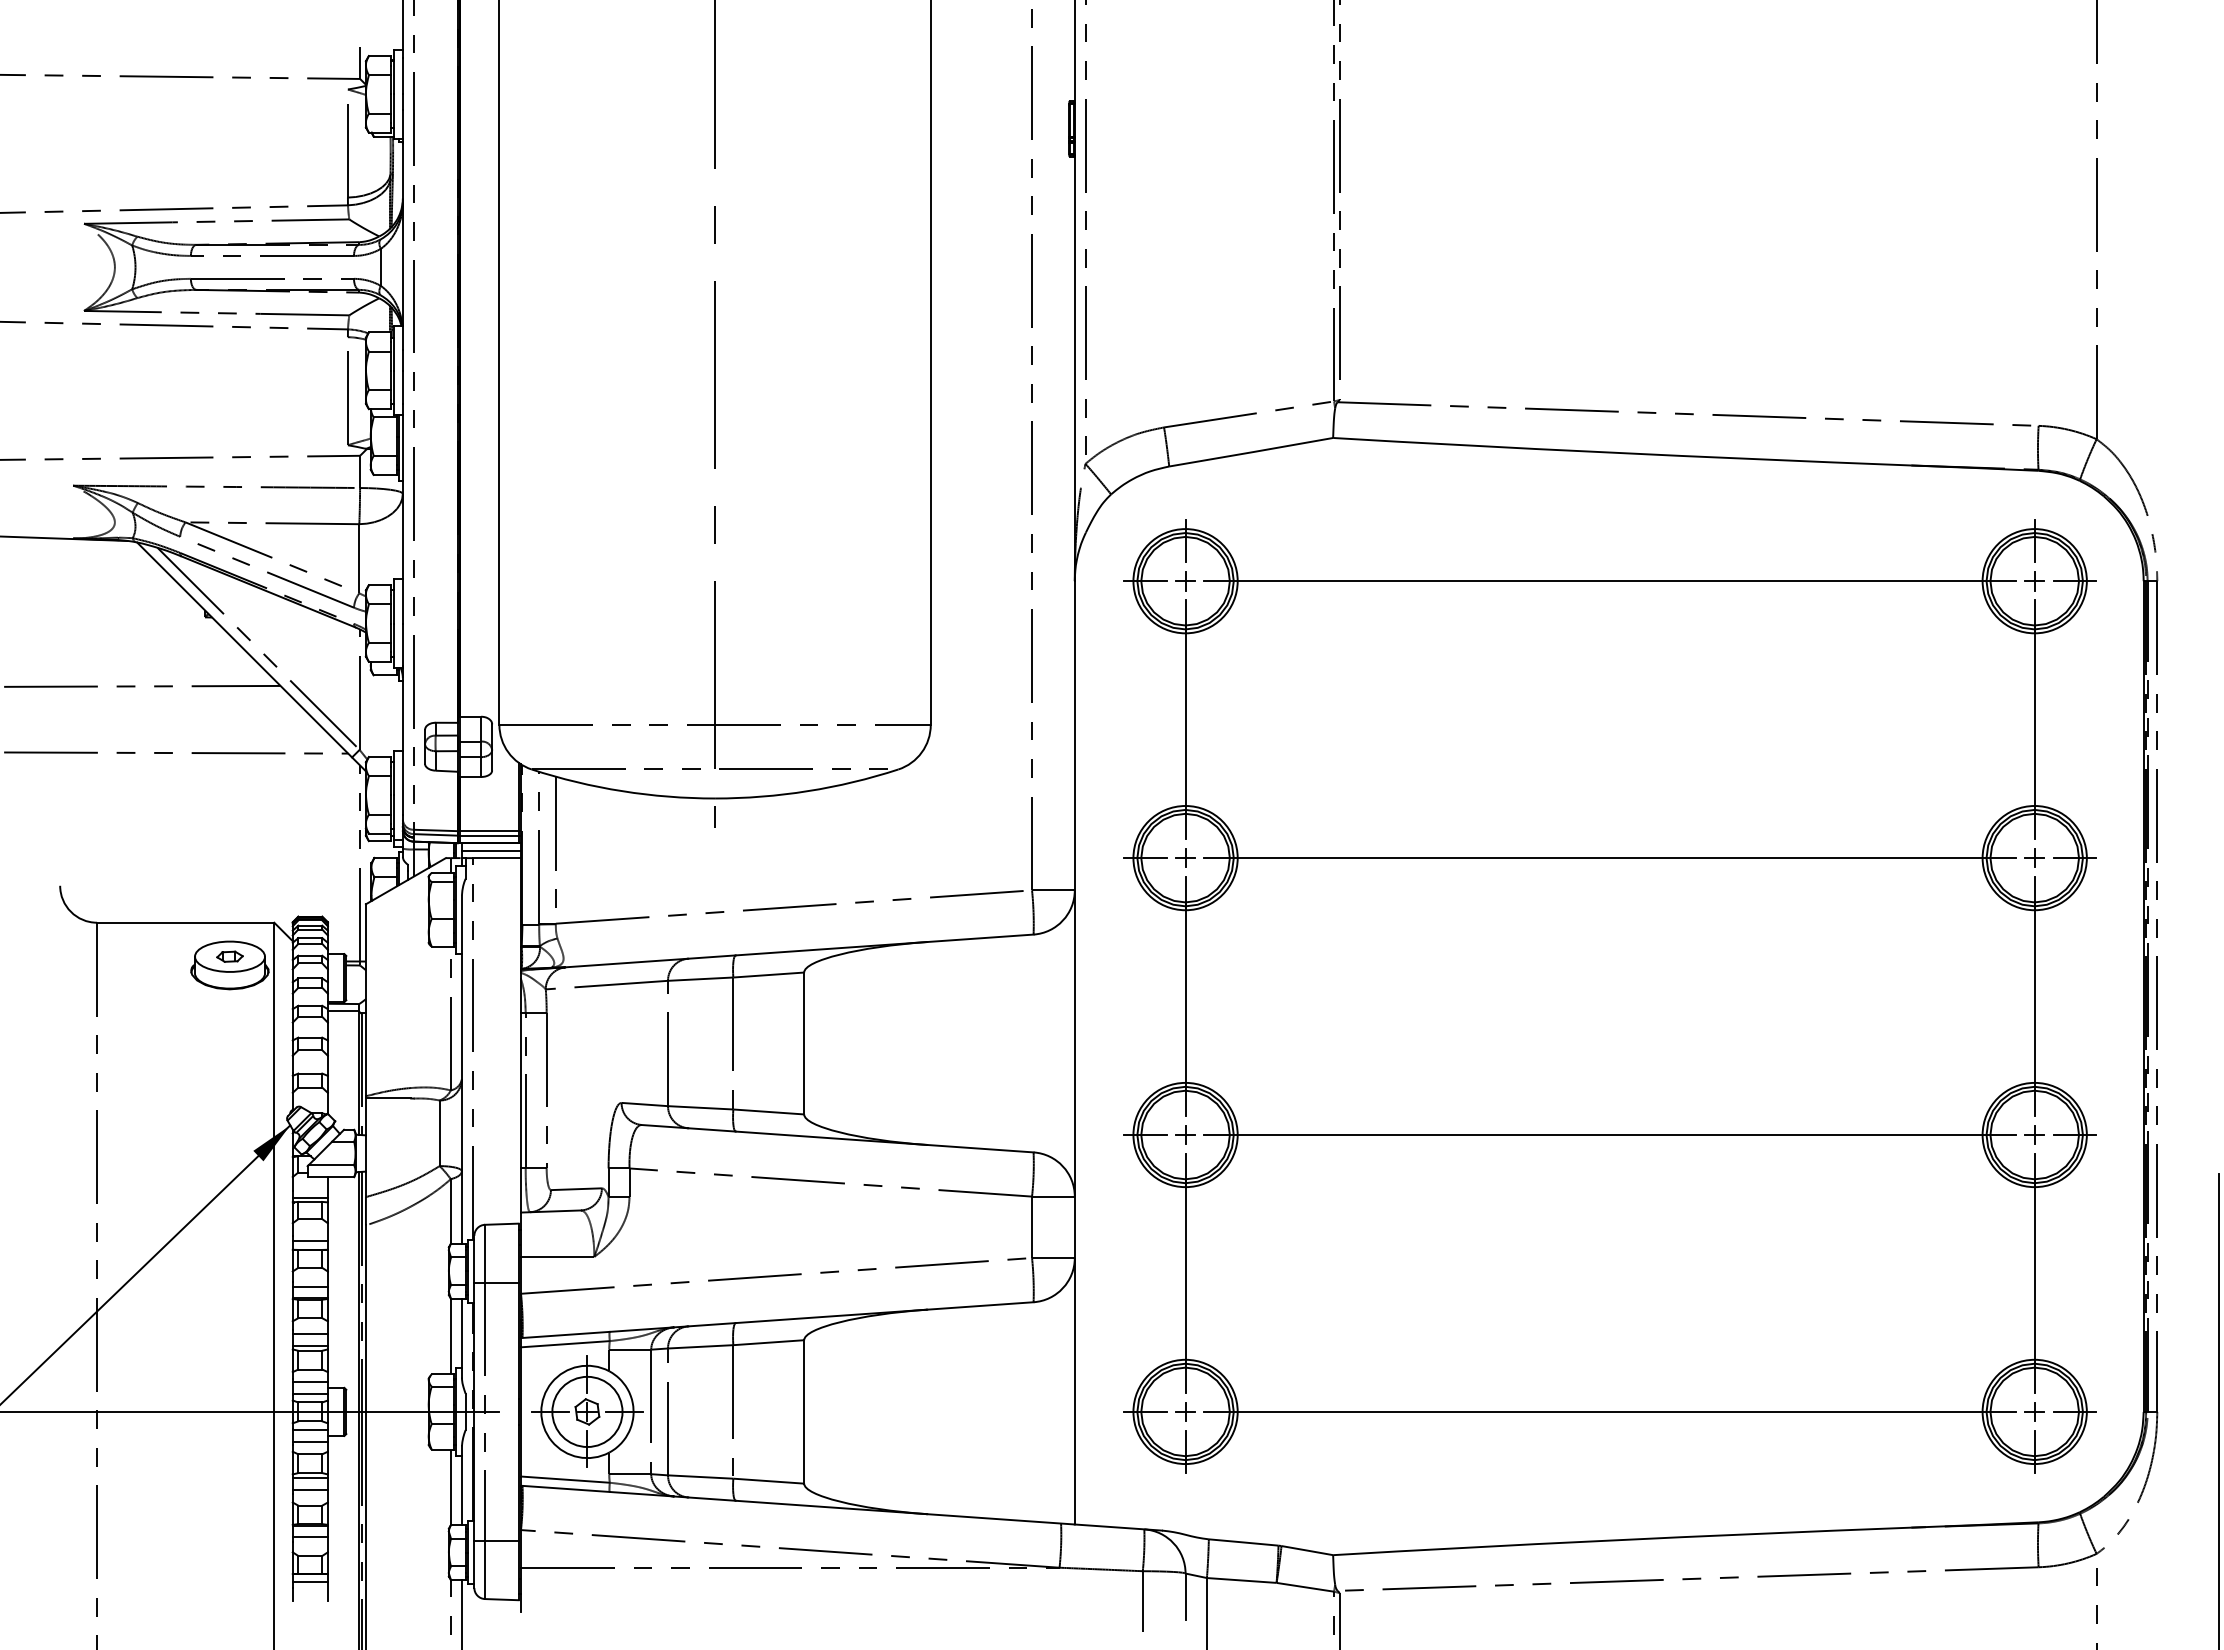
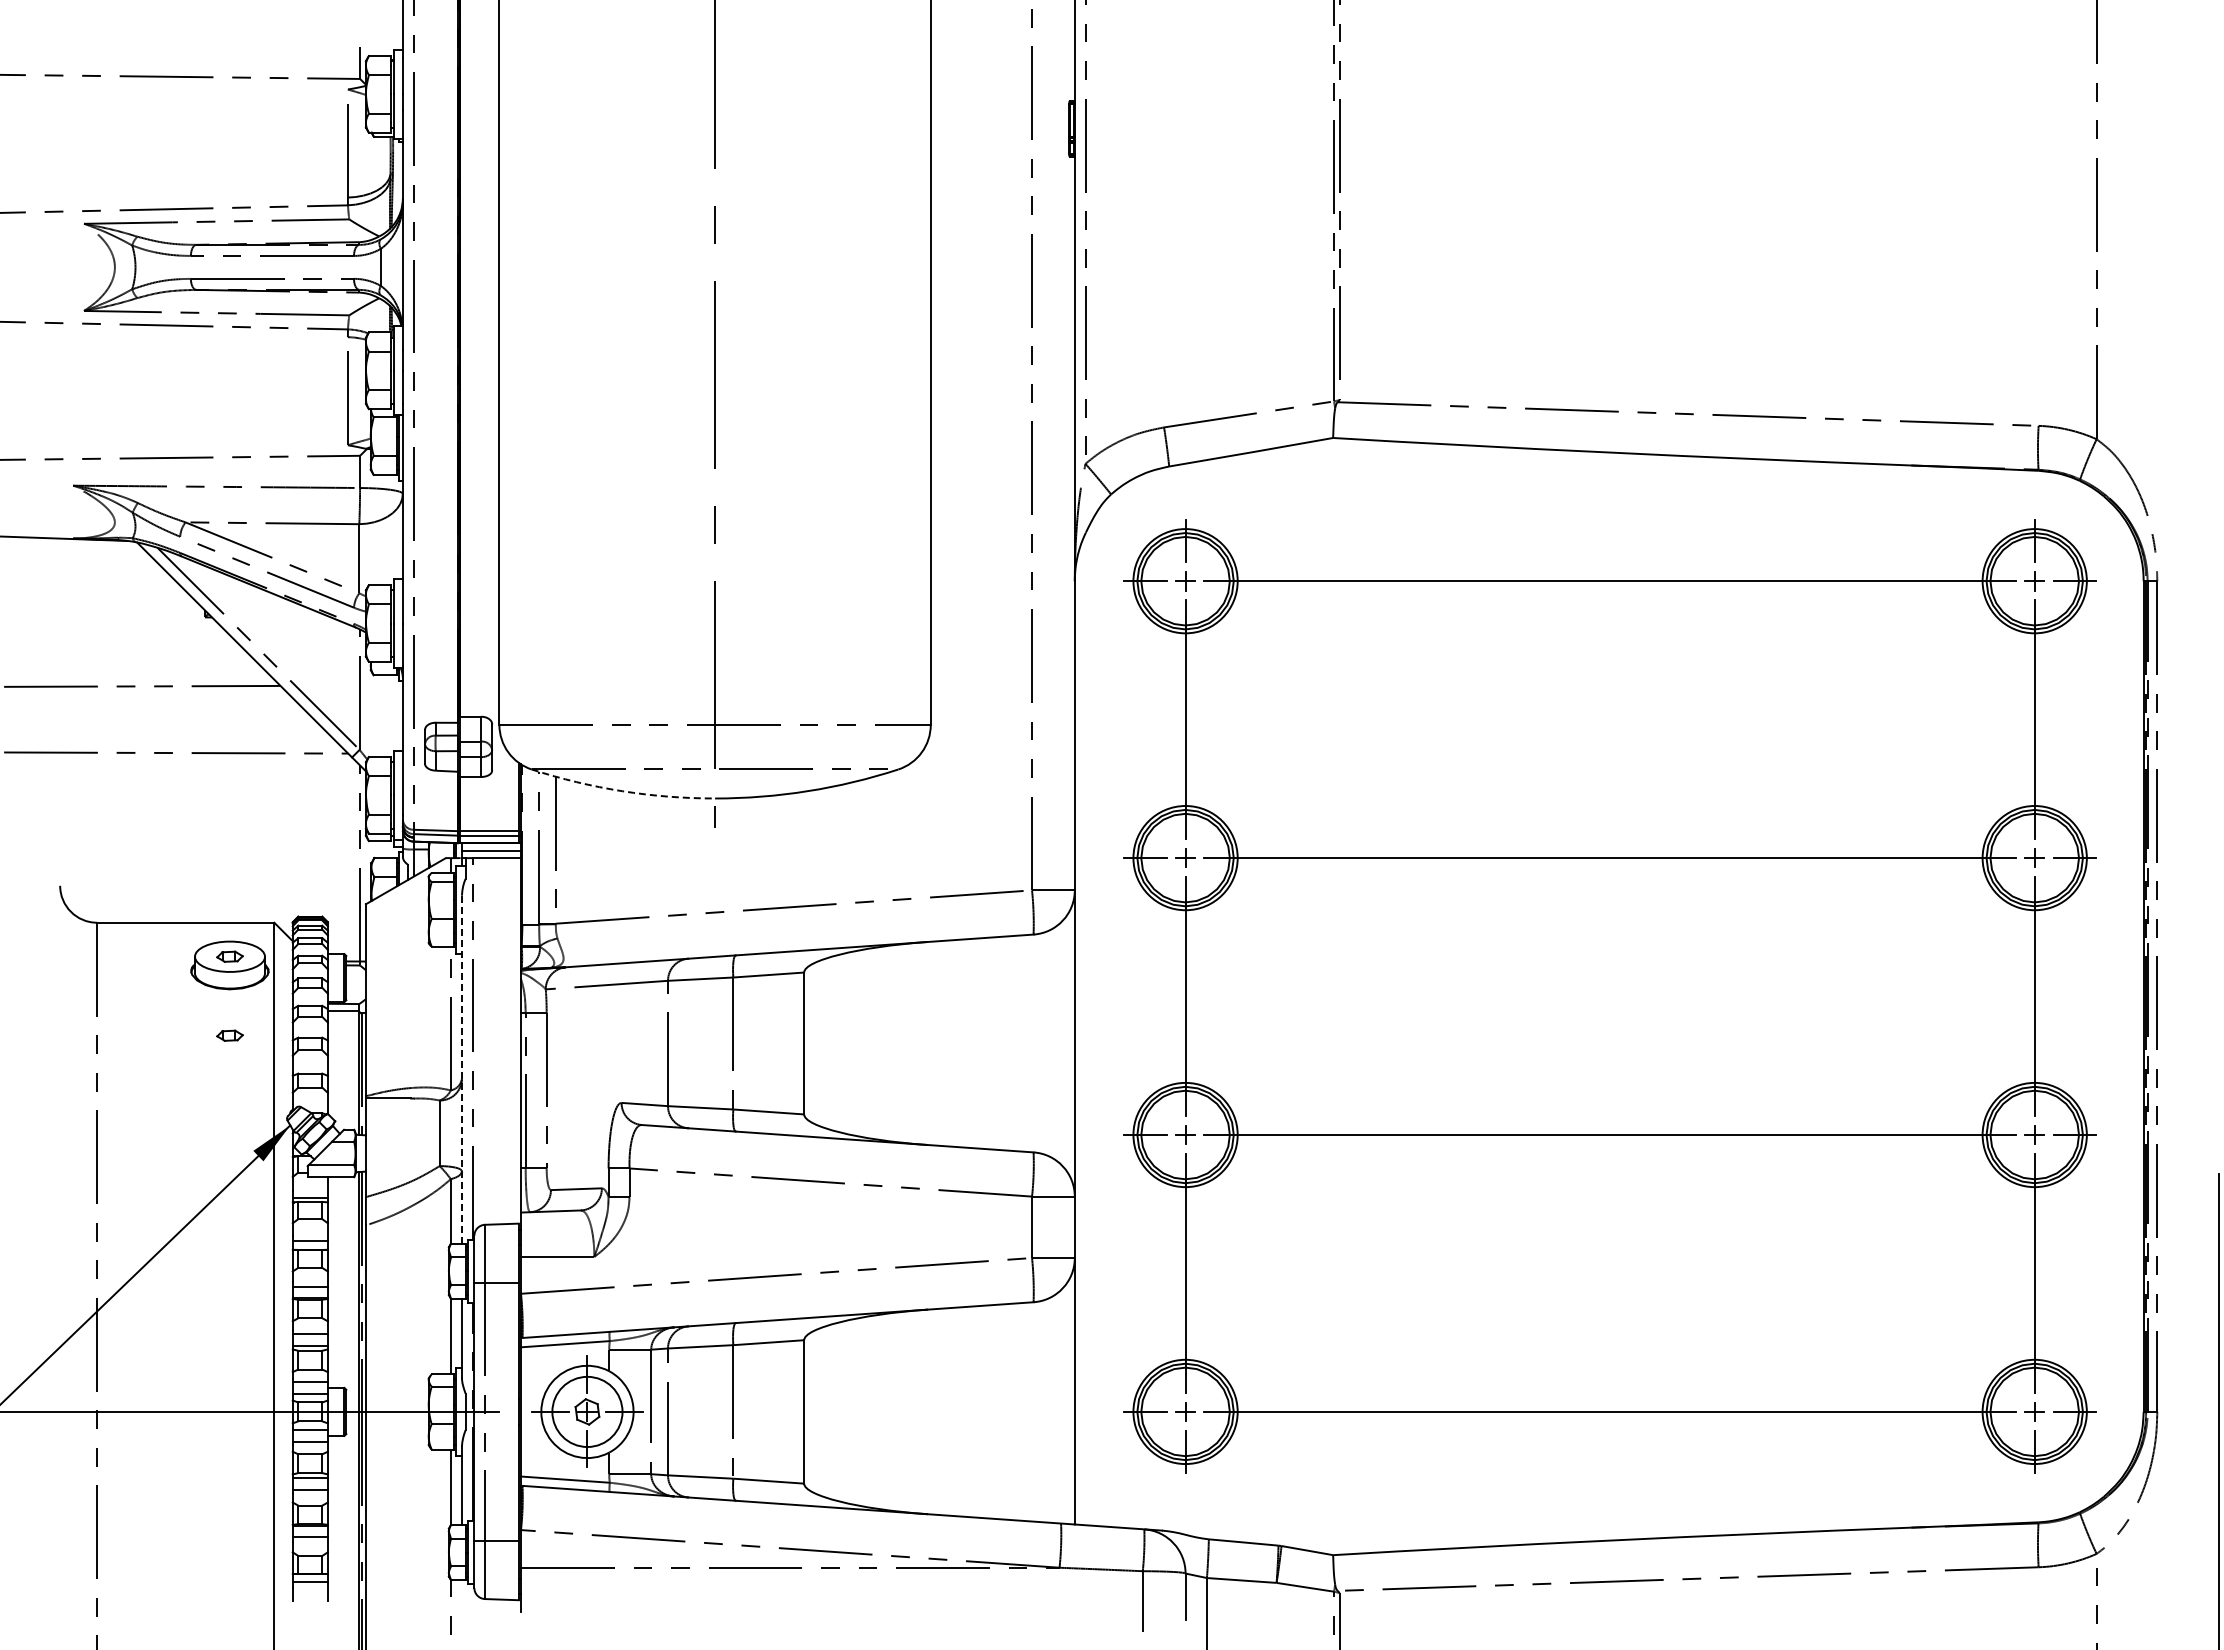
arc: solid -> dashed (622, 791)
part: none -> present (229, 1035)
line: solid -> dashed (461, 1069)
line: present -> none (461, 1613)
